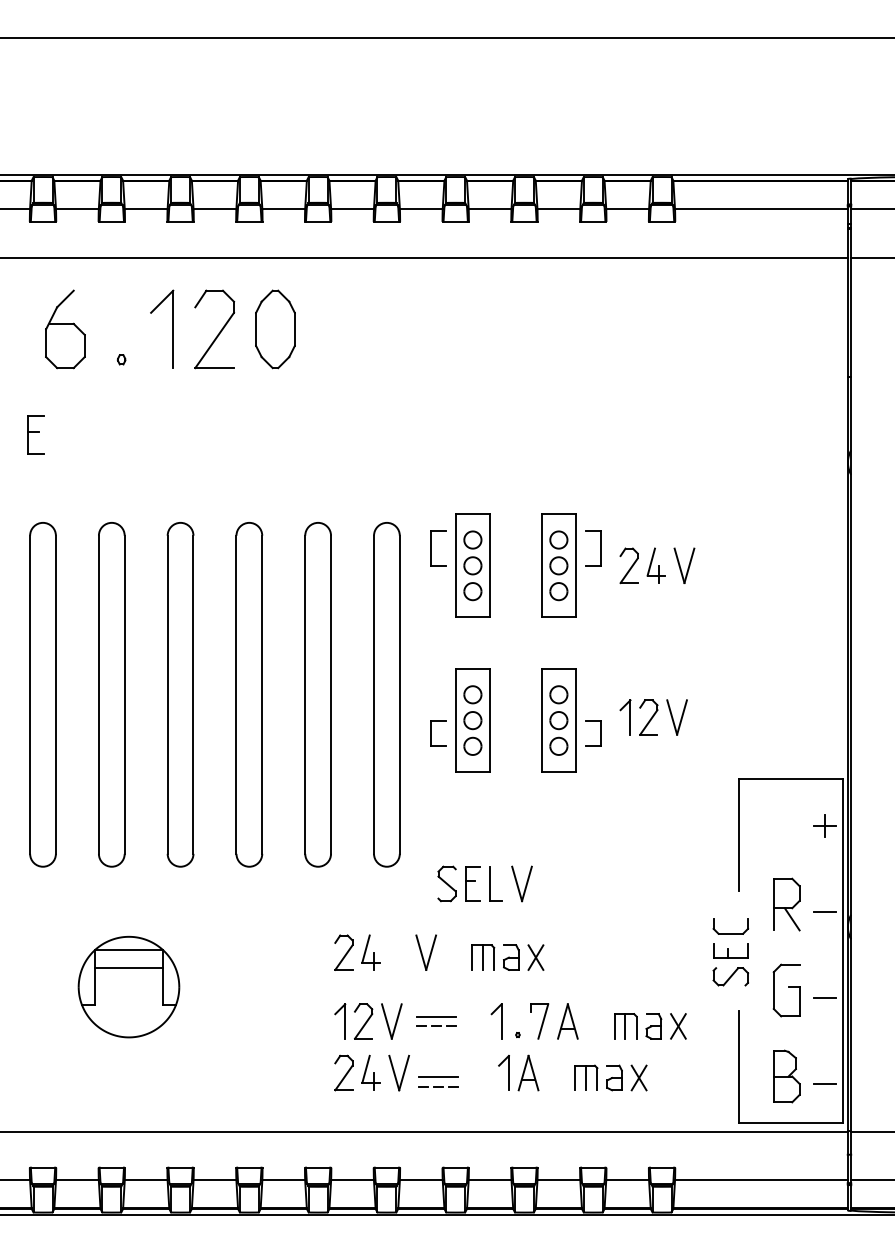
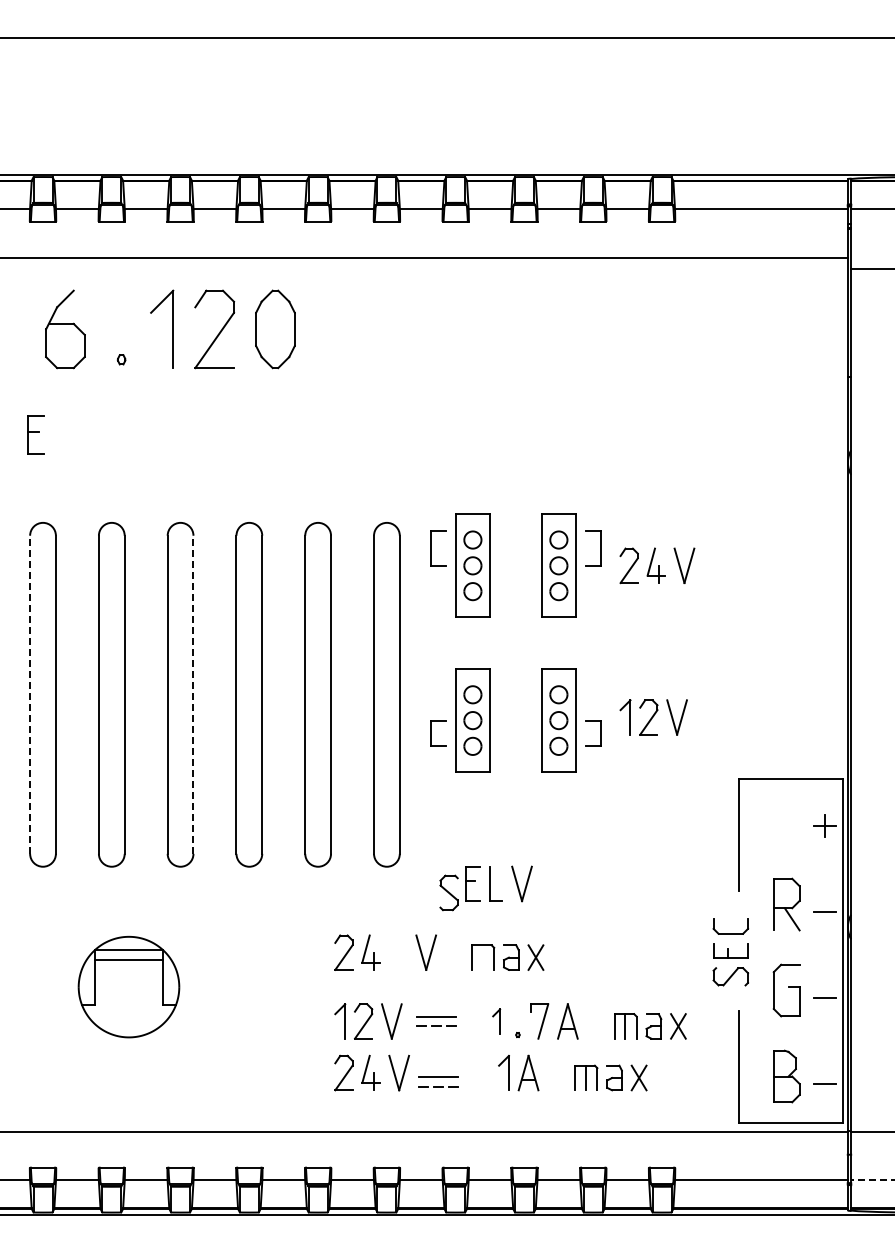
line position: (871, 257) -> (871, 268) (871, 268)
line: solid -> dashed (30, 694)
line: solid -> dashed (193, 694)
part position: (446, 883) -> (448, 892) (448, 892)
line: present -> none (482, 957)
line position: (128, 967) -> (128, 959) (128, 959)
part size: 13x37 px -> 10x27 px (496, 1021)
line: solid -> dashed (872, 1180)
